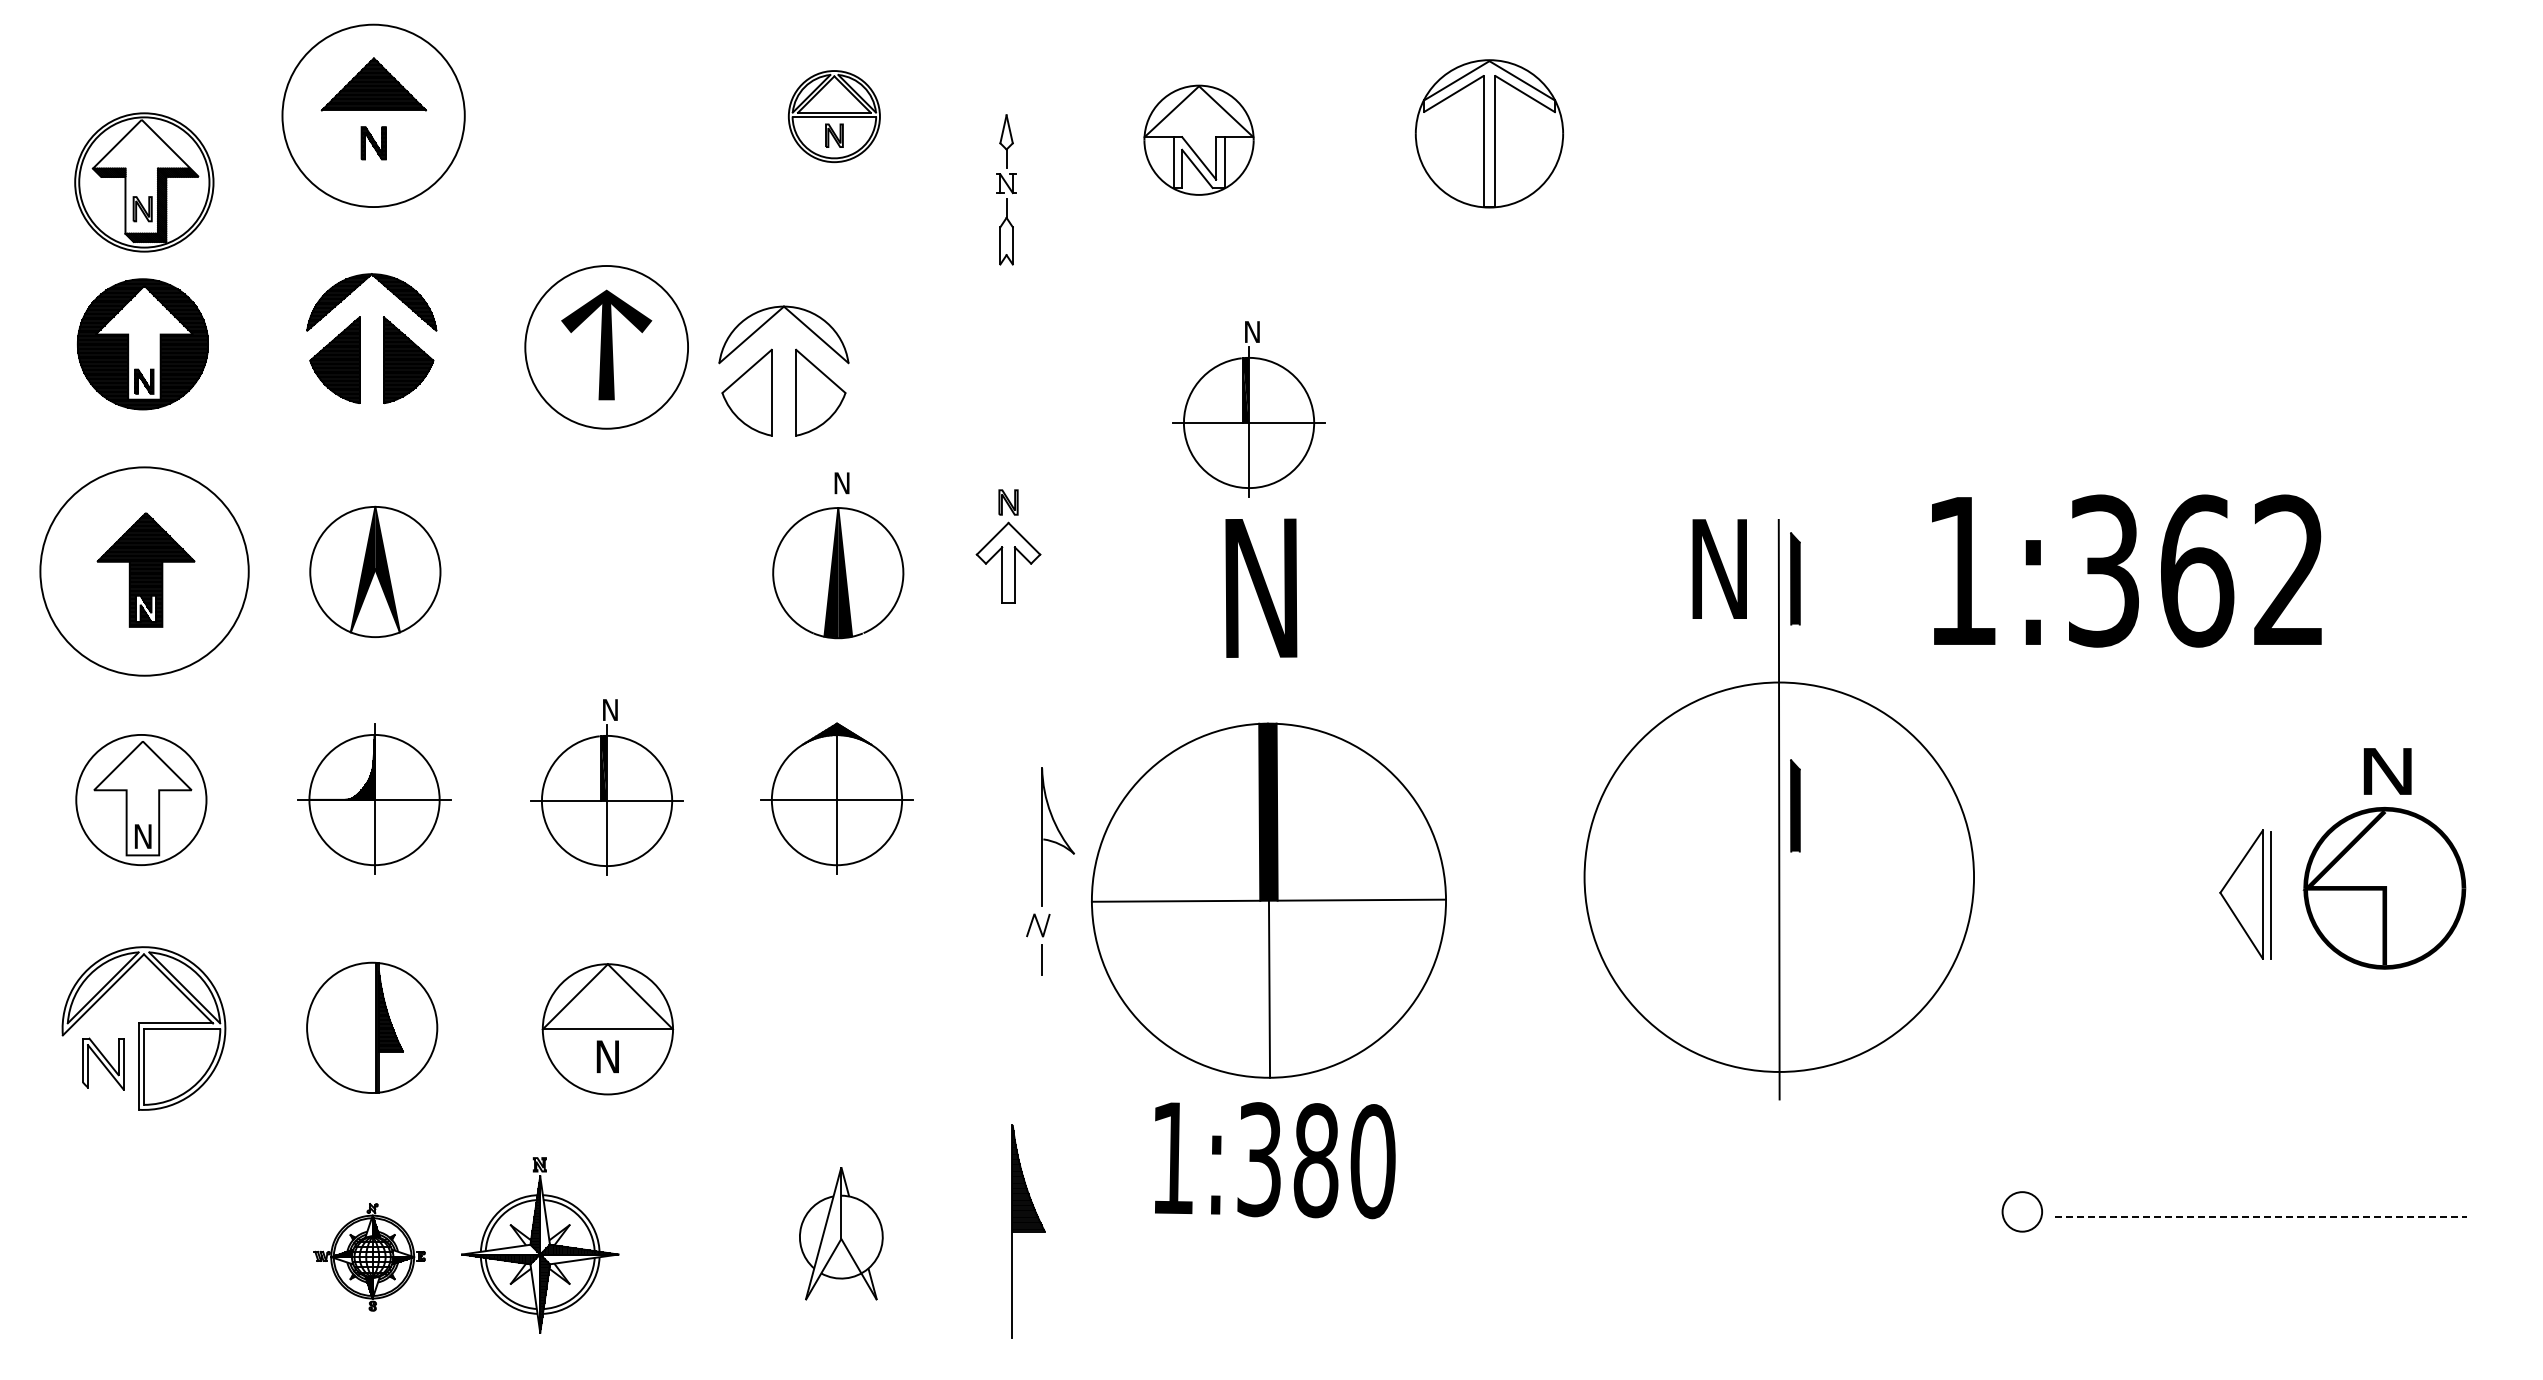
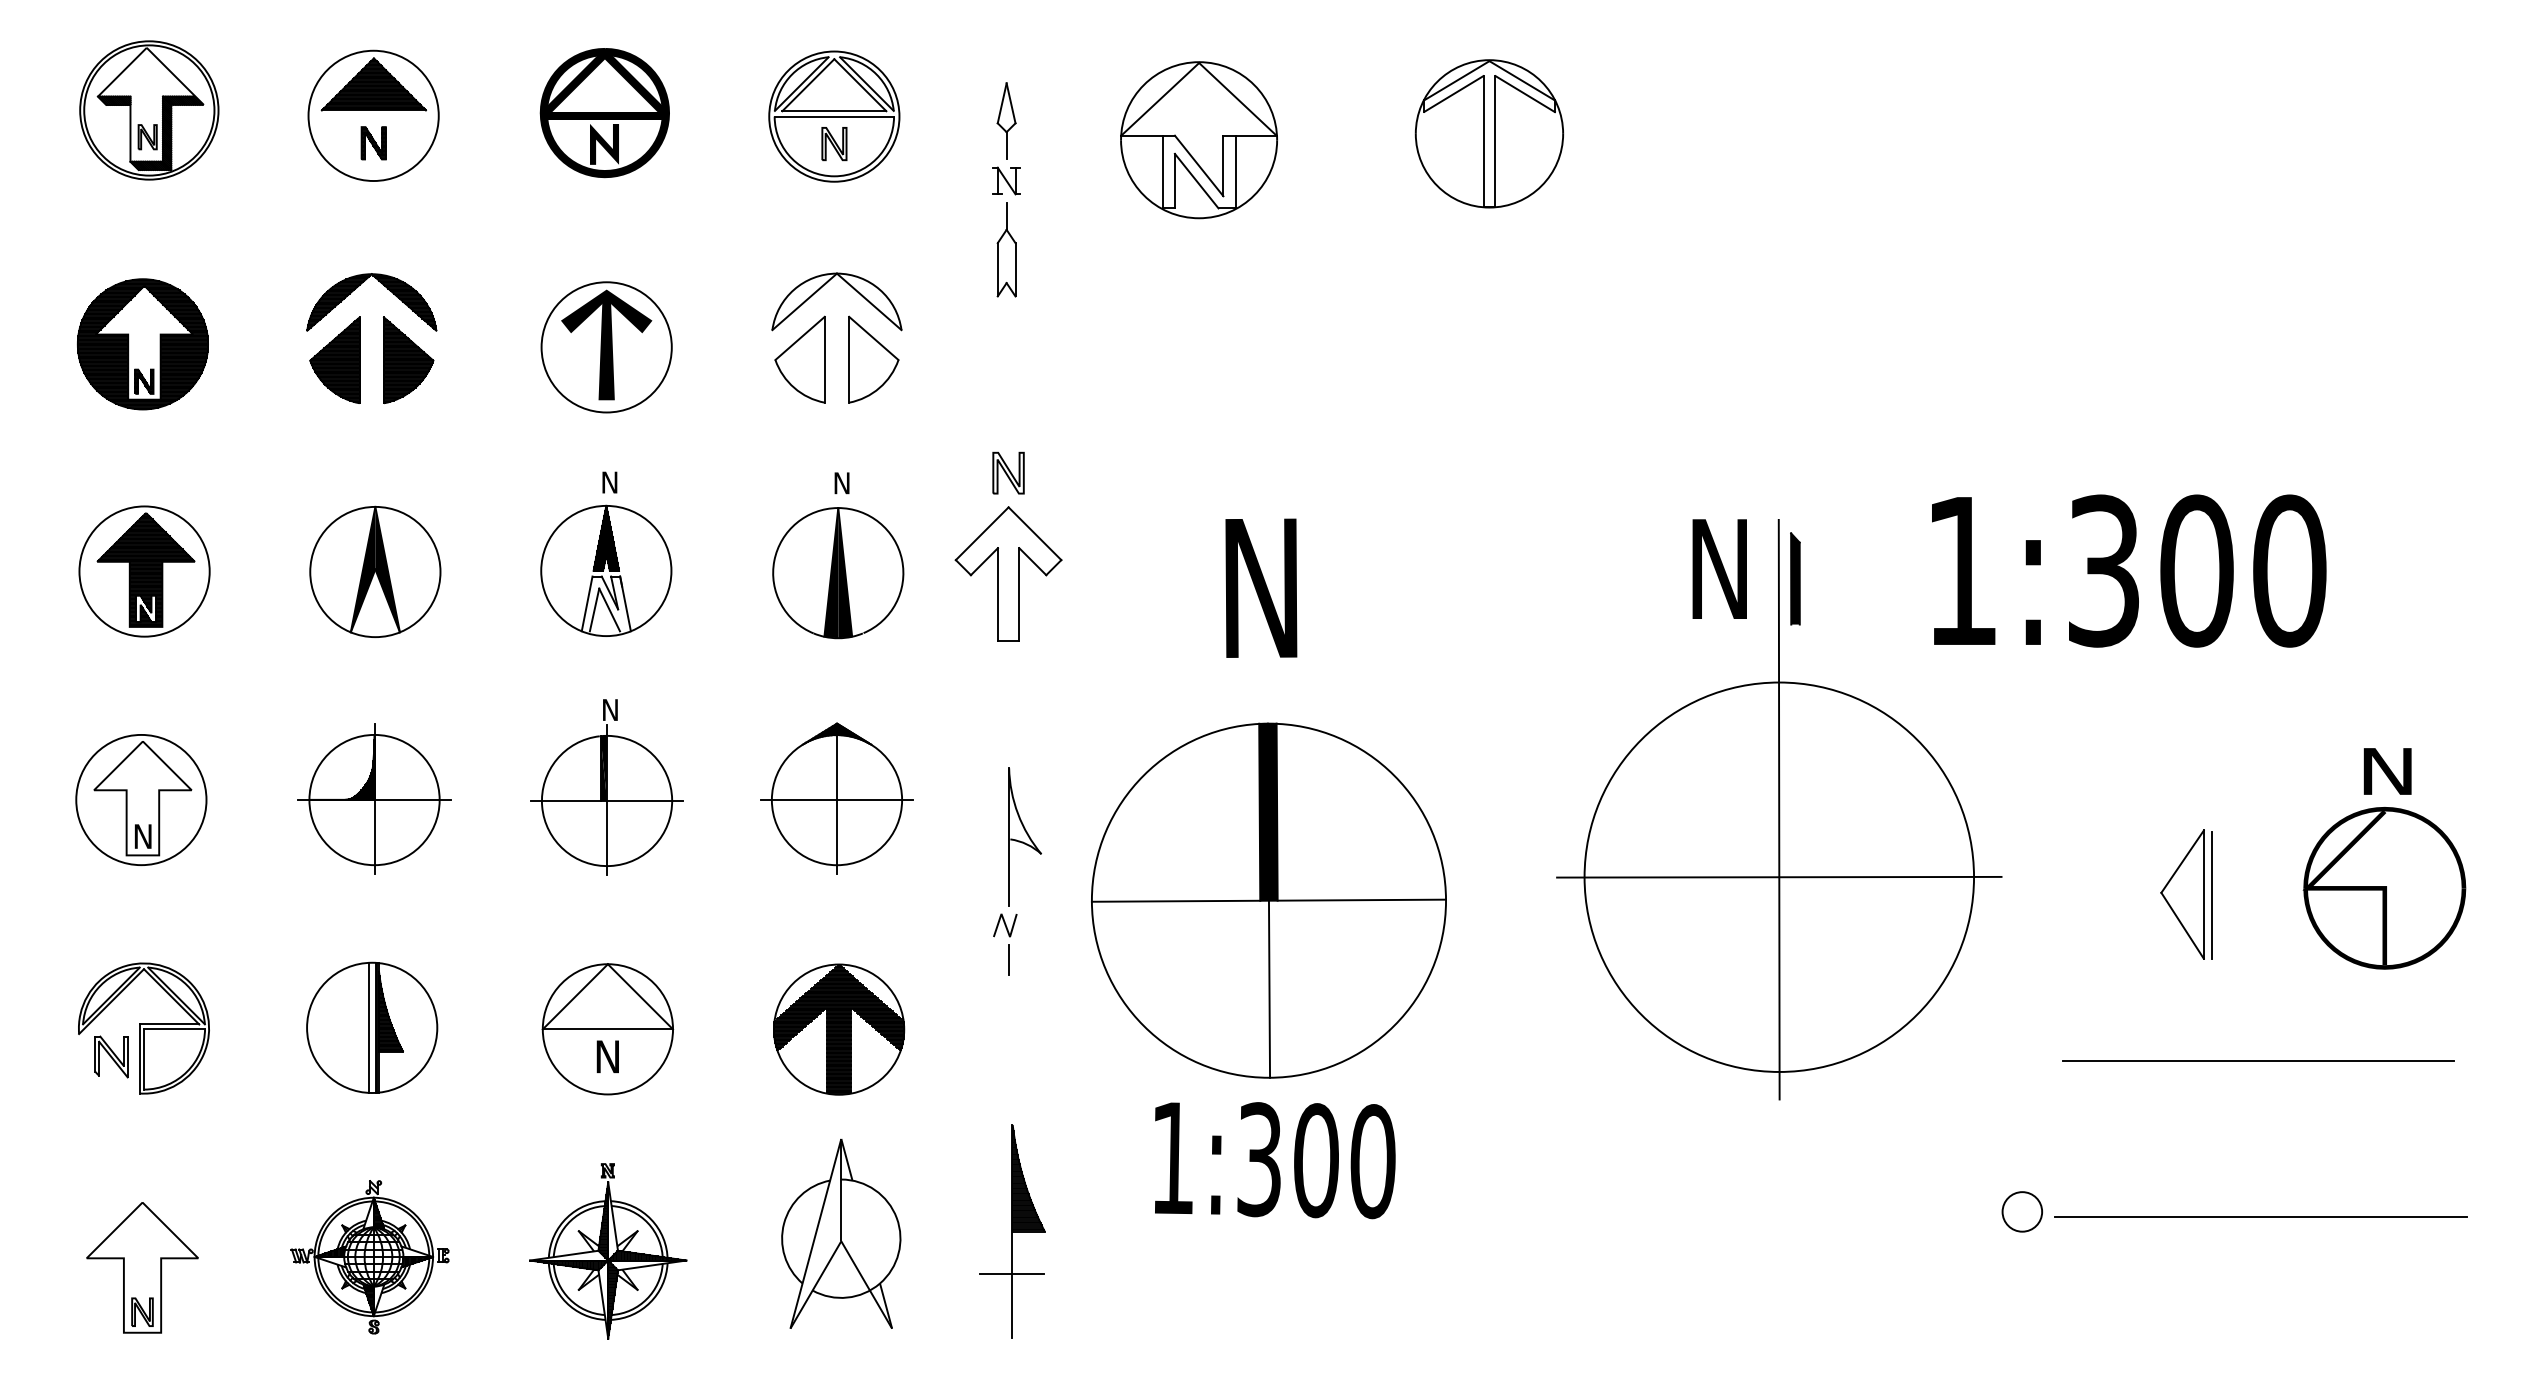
part: none -> present (604, 113)
circle diameter: 182 px -> 130 px (373, 115)
part size: 94x94 px -> 133x133 px (834, 116)
part size: 112x112 px -> 158x159 px (1198, 140)
part position: (144, 182) -> (149, 110) (149, 110)
part size: 21x152 px -> 29x216 px (1006, 189)
circle diameter: 163 px -> 130 px (606, 347)
part position: (772, 370) -> (825, 337) (825, 337)
part: present -> none (1248, 409)
part size: 67x115 px -> 109x191 px (1008, 546)
part: none -> present (606, 553)
text: 1:362 -> 1:300 (2243, 570)
circle diameter: 208 px -> 130 px (144, 571)
part: present -> none (1795, 805)
part position: (1042, 871) -> (1009, 871) (1009, 871)
line: none -> present (1779, 876)
part position: (2245, 894) -> (2186, 894) (2186, 894)
line: none -> present (368, 1027)
part size: 166x165 px -> 132x133 px (143, 1028)
part: none -> present (839, 1029)
line: none -> present (2258, 1060)
text: 1:380 -> 1:300 (1315, 1160)
line: dashed -> solid (2260, 1217)
part size: 85x134 px -> 121x191 px (841, 1233)
part position: (540, 1245) -> (608, 1251) (608, 1251)
part size: 113x109 px -> 160x155 px (369, 1257)
part: none -> present (142, 1267)
line: none -> present (1012, 1274)
